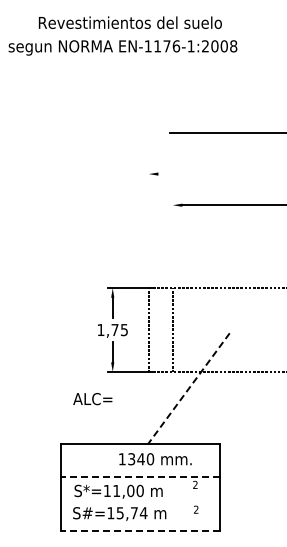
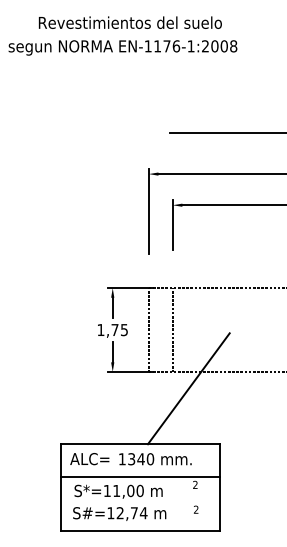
line: none -> present (220, 174)
line: none -> present (148, 211)
line: none -> present (172, 225)
line: dashed -> solid (188, 388)
text position: (92, 399) -> (89, 459) (89, 459)
line: dashed -> solid (139, 476)
text: S#=15,74 -> S#=12,74 (119, 513)
line: dashed -> solid (139, 530)
